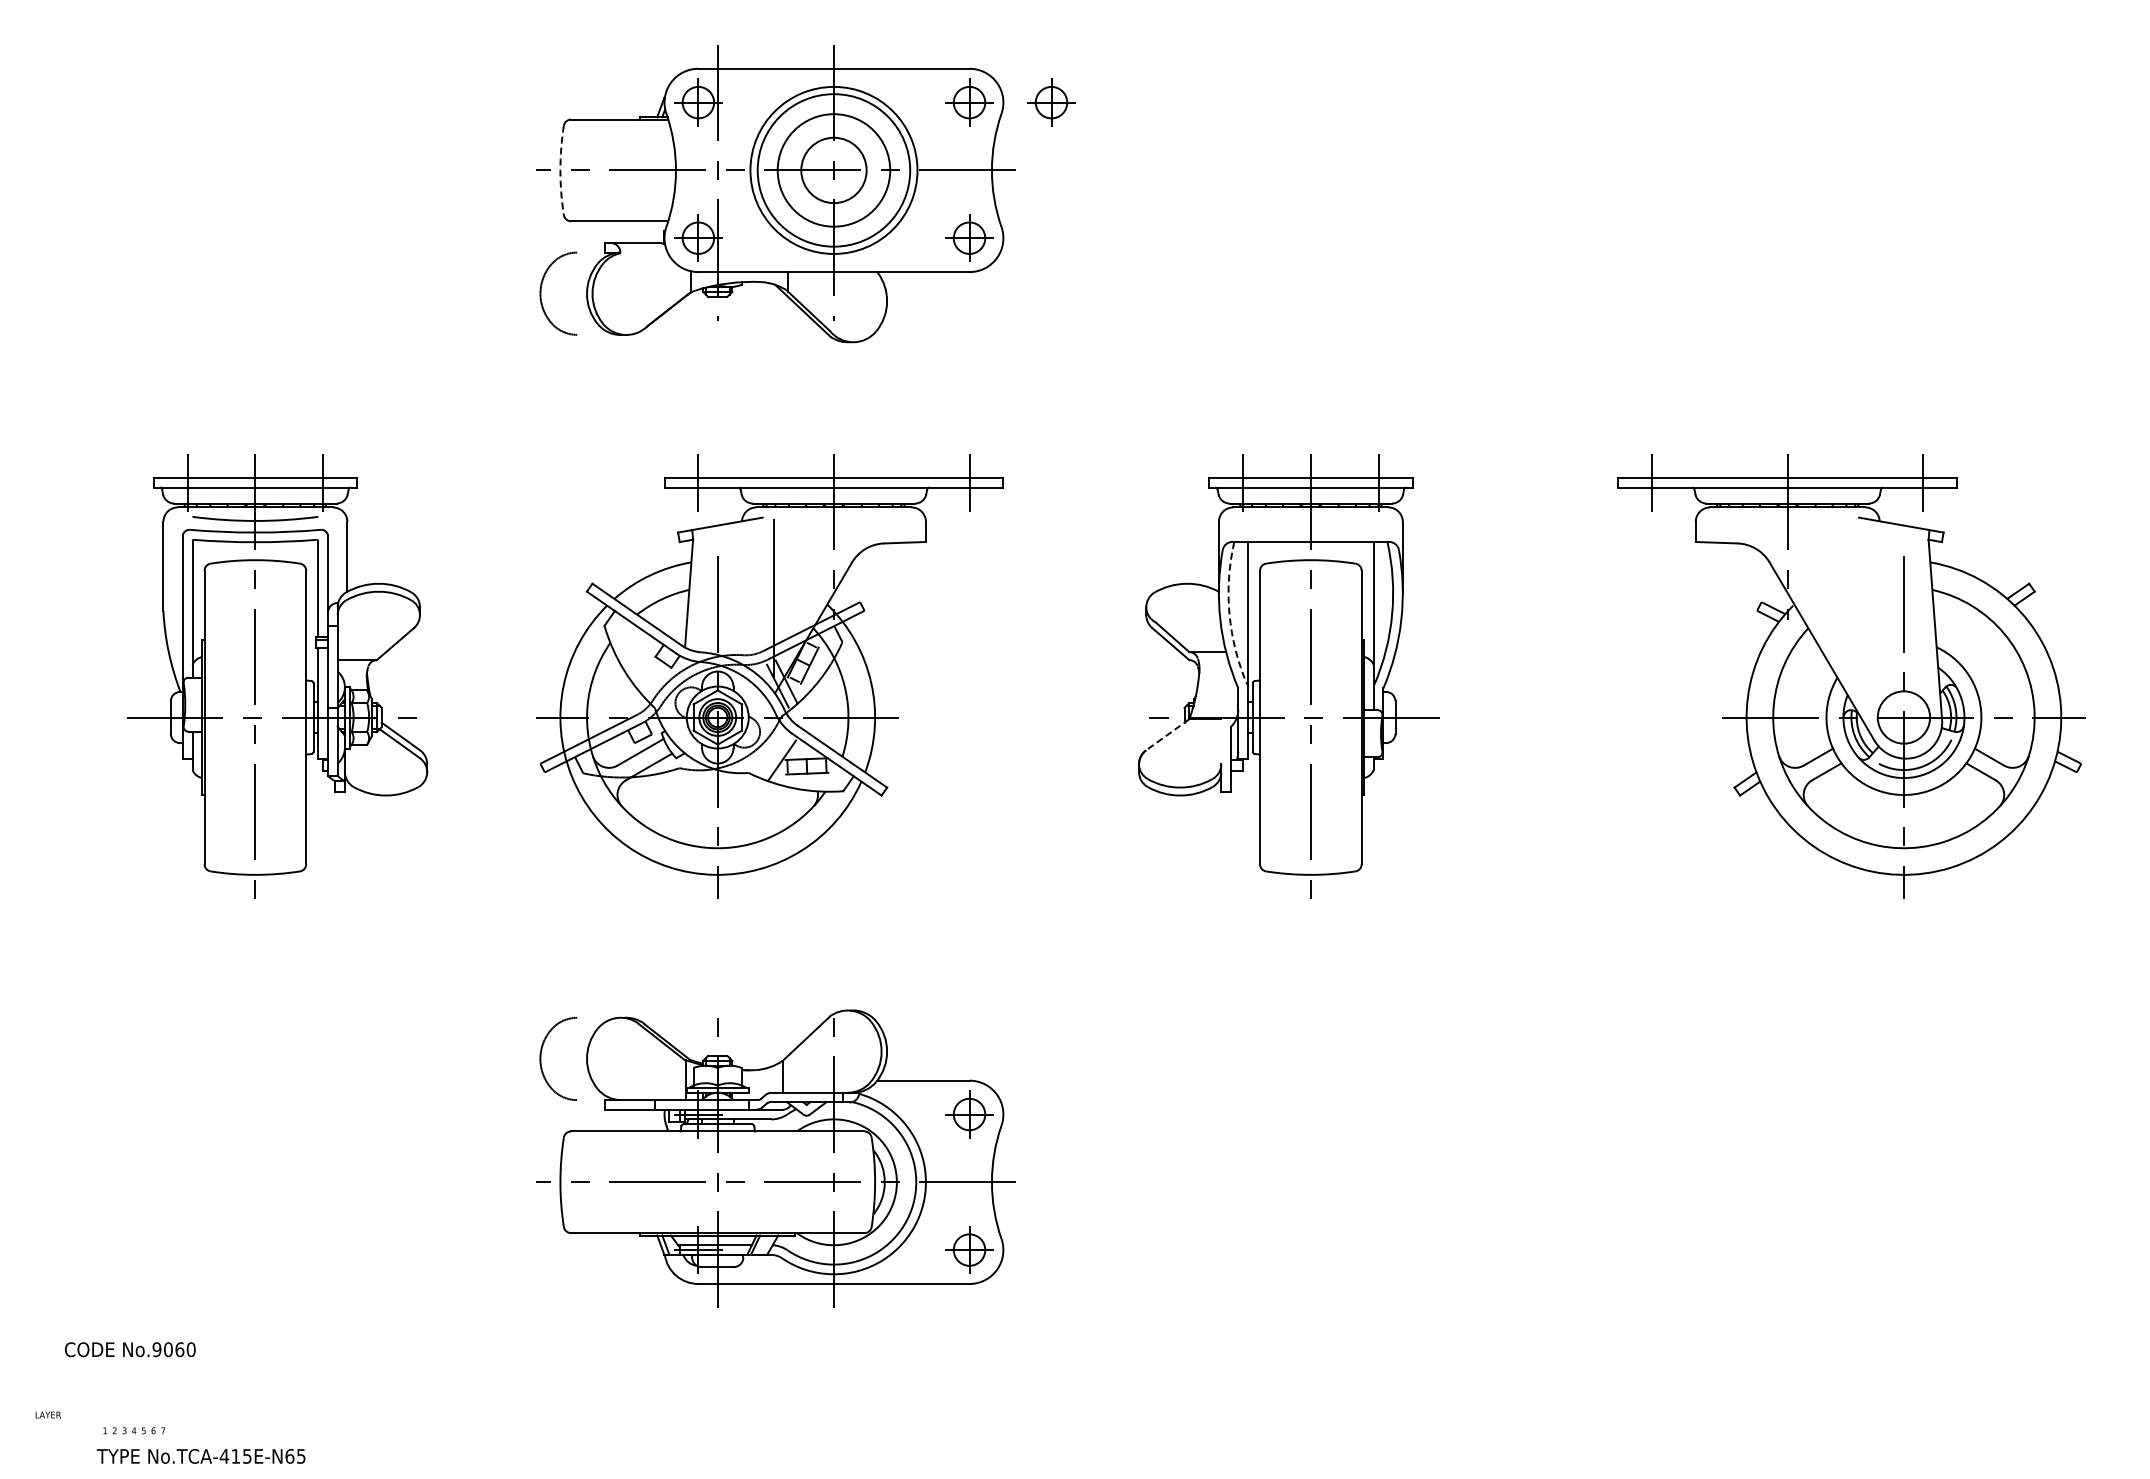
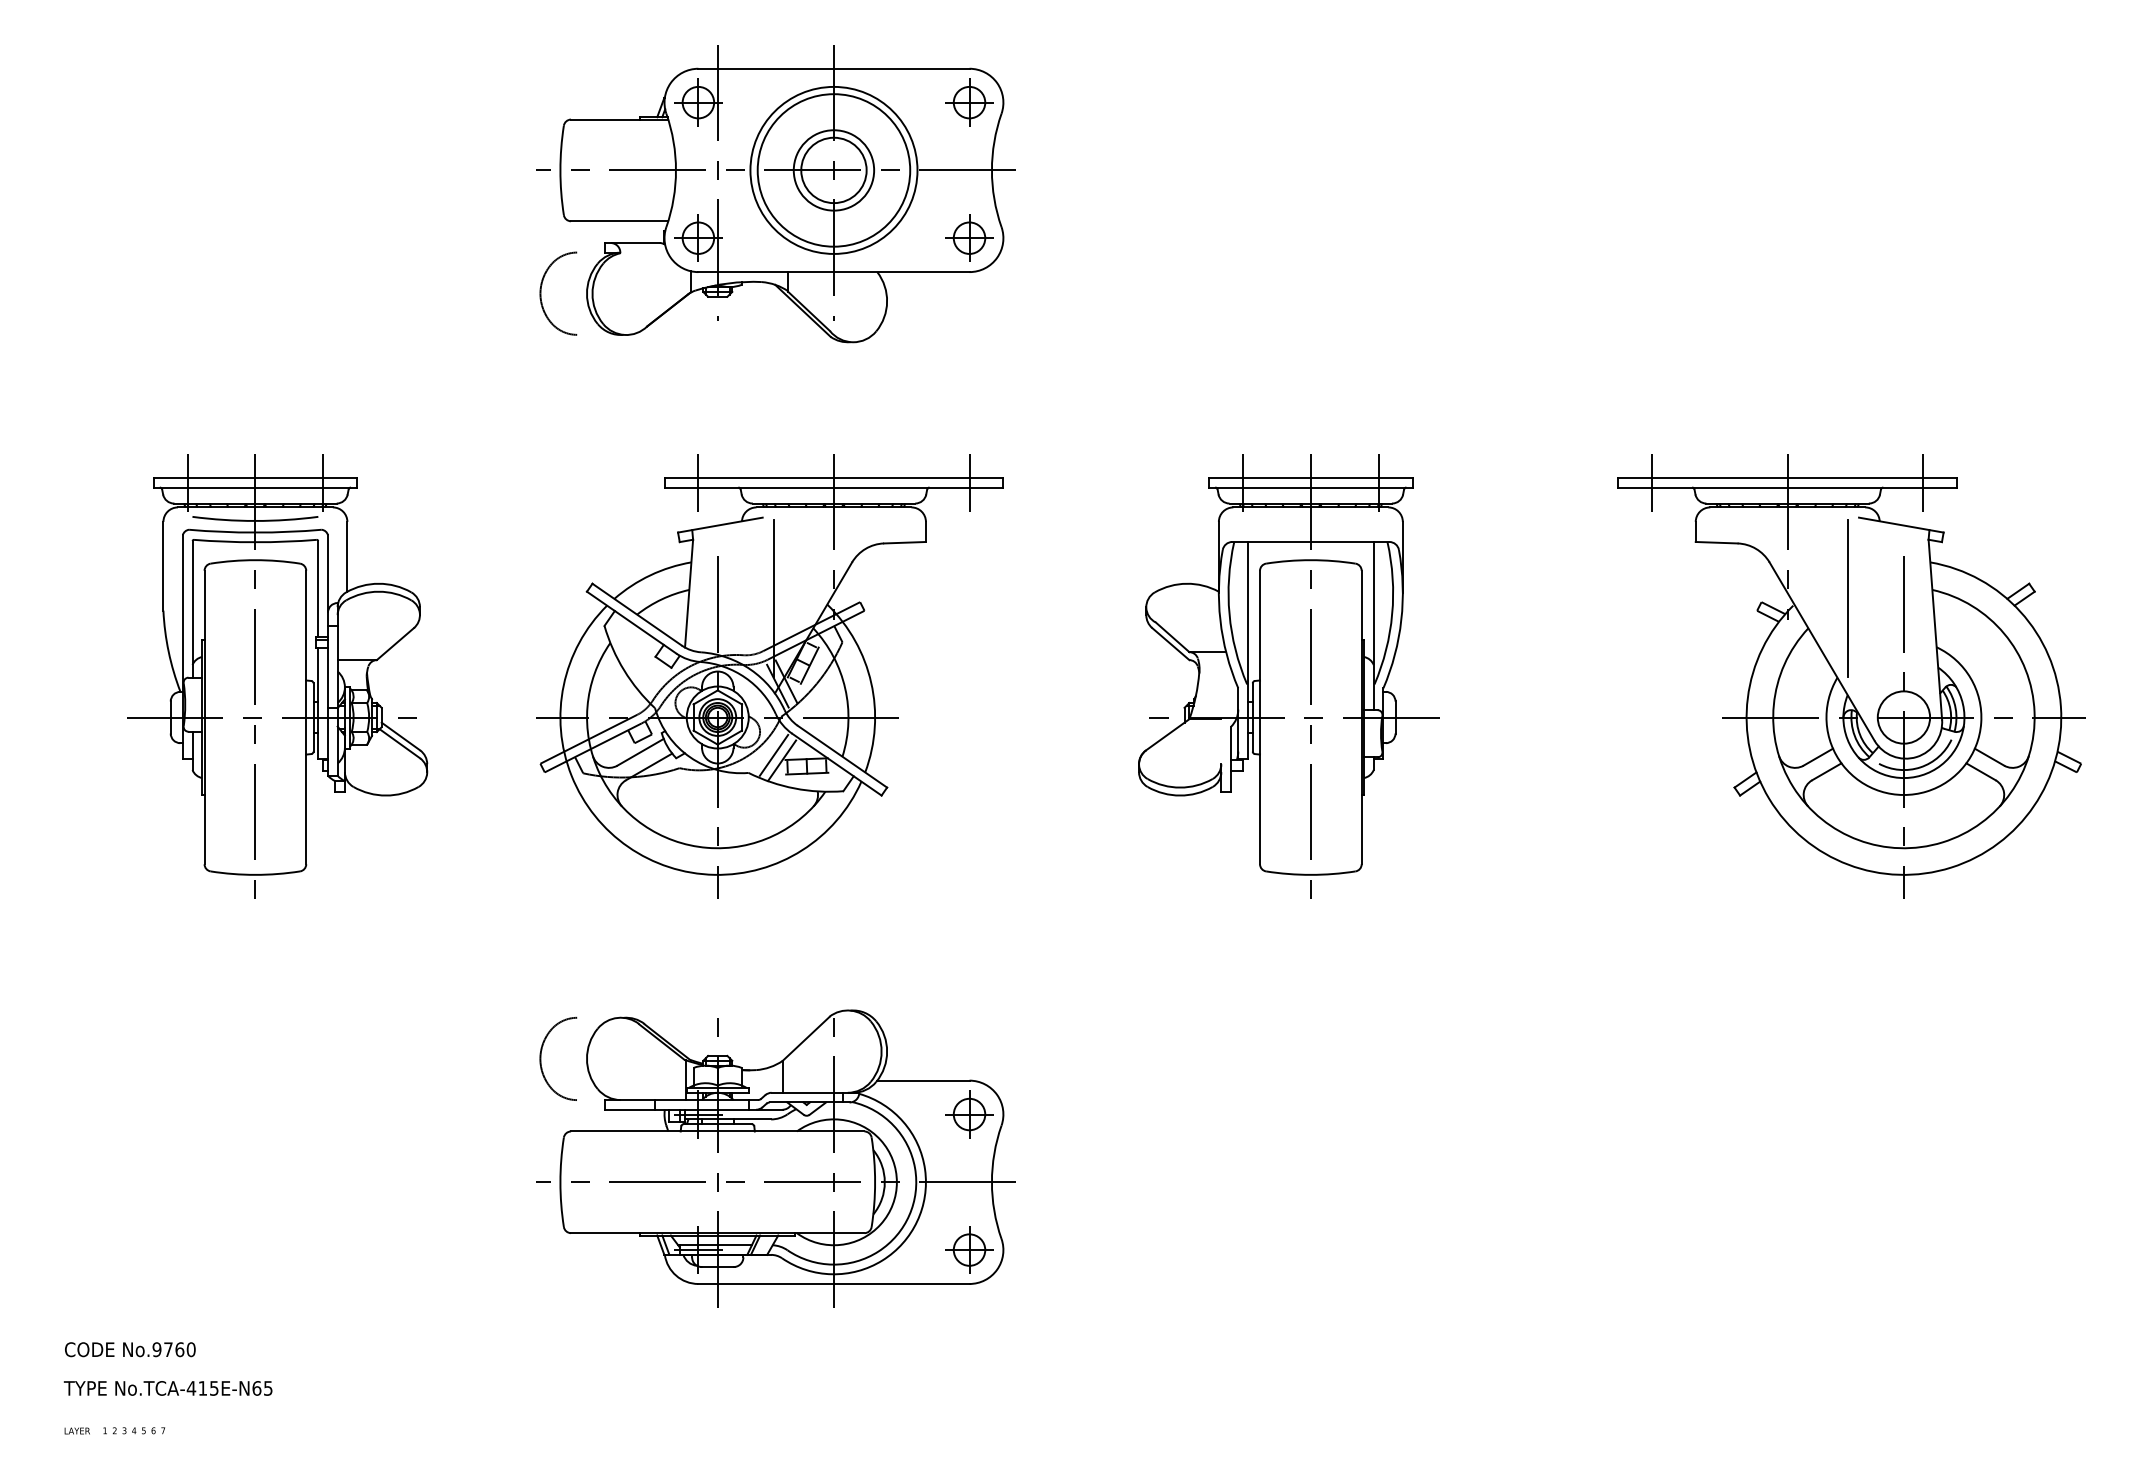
part: present -> none (1051, 102)
arc: dashed -> solid (560, 170)
circle diameter: 113 px -> 80 px (833, 170)
line: none -> present (1847, 598)
arc: dashed -> solid (1229, 614)
line: dashed -> solid (1167, 734)
line: none -> present (773, 754)
text: No.9060 -> No.9760 (168, 1349)
text position: (47, 1414) -> (76, 1430) (76, 1430)
text position: (200, 1456) -> (167, 1388) (167, 1388)
